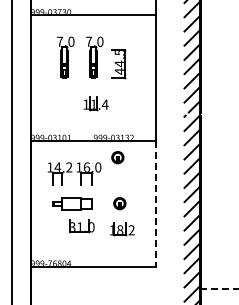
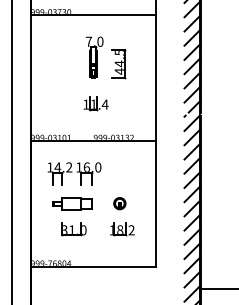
part: present -> none (65, 57)
part: present -> none (117, 157)
line: dashed -> solid (156, 203)
part position: (81, 226) -> (73, 229) (73, 229)
line: dashed -> solid (219, 289)
